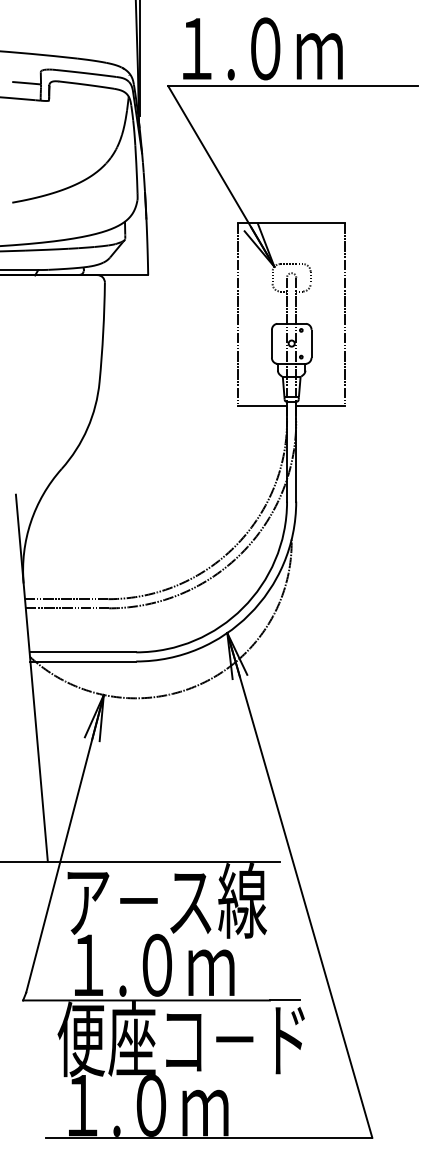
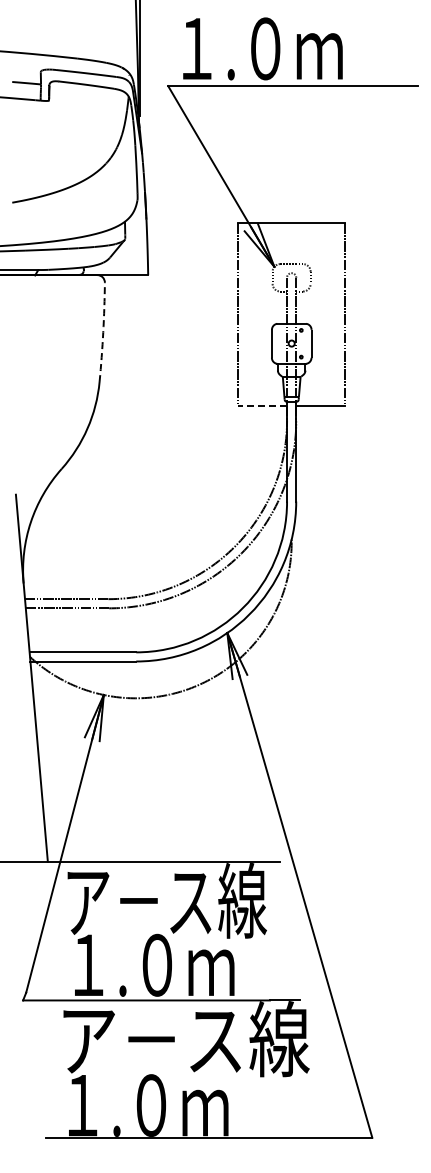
arc: solid -> dashed (103, 332)
line: solid -> dashed (262, 405)
text: 便座コ－ド -> ア－ス線 (183, 1039)
